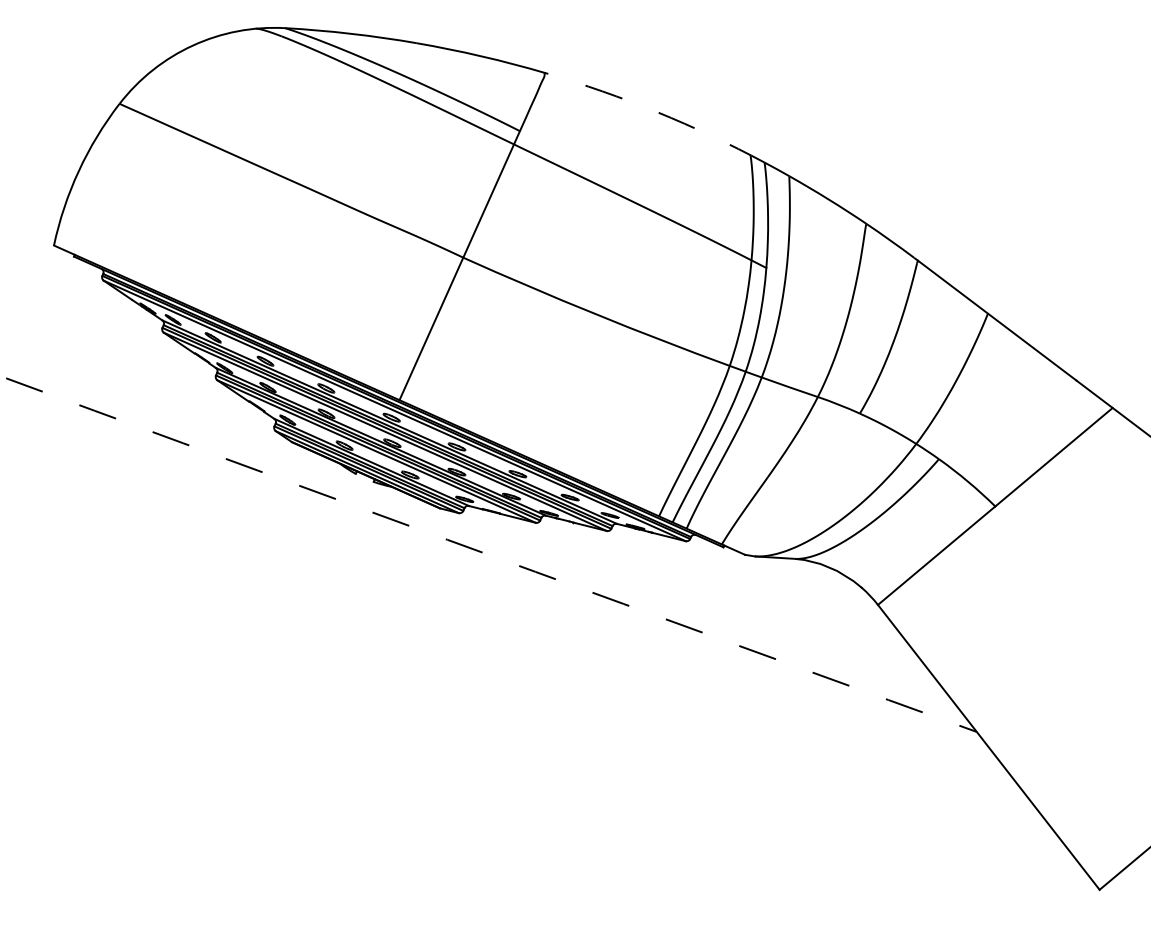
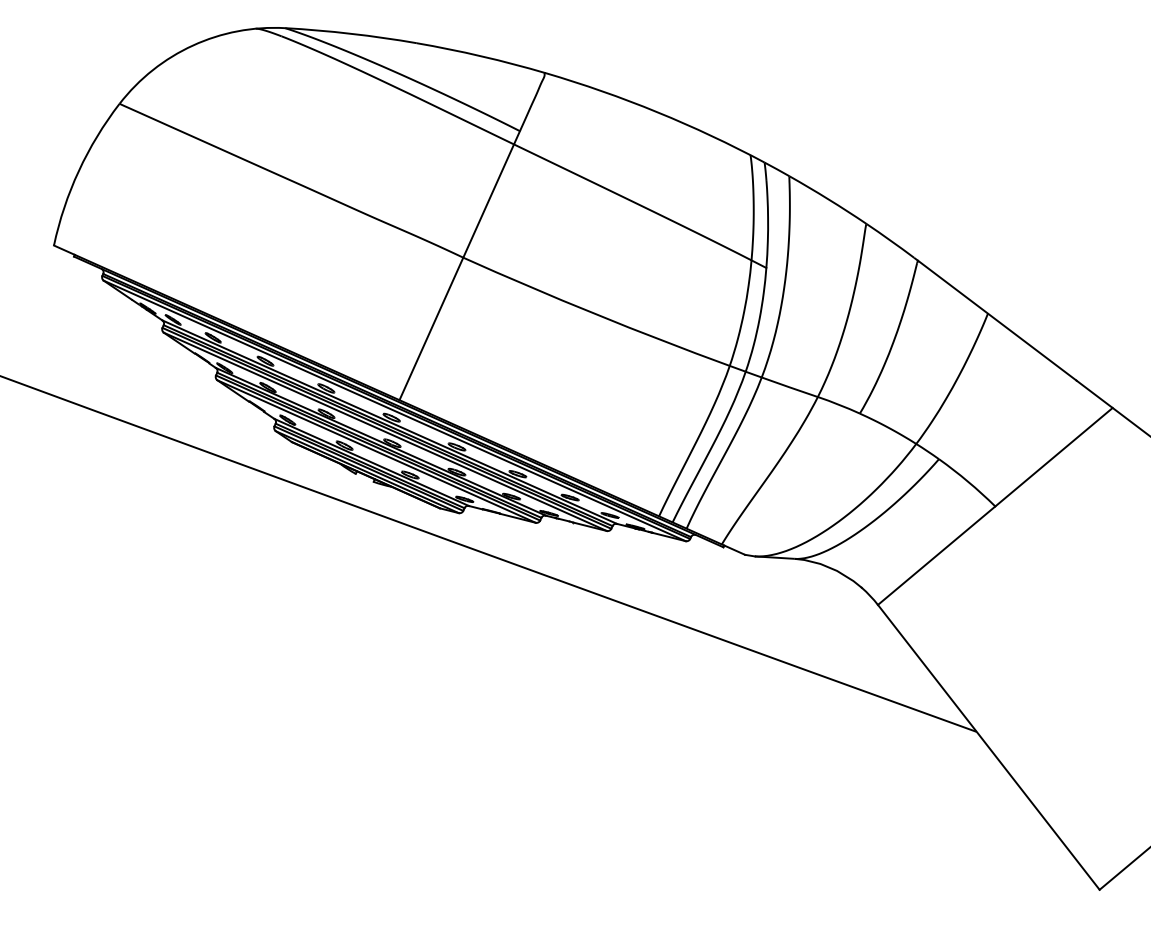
arc: dashed -> solid (657, 112)
arc: dashed -> solid (488, 554)
